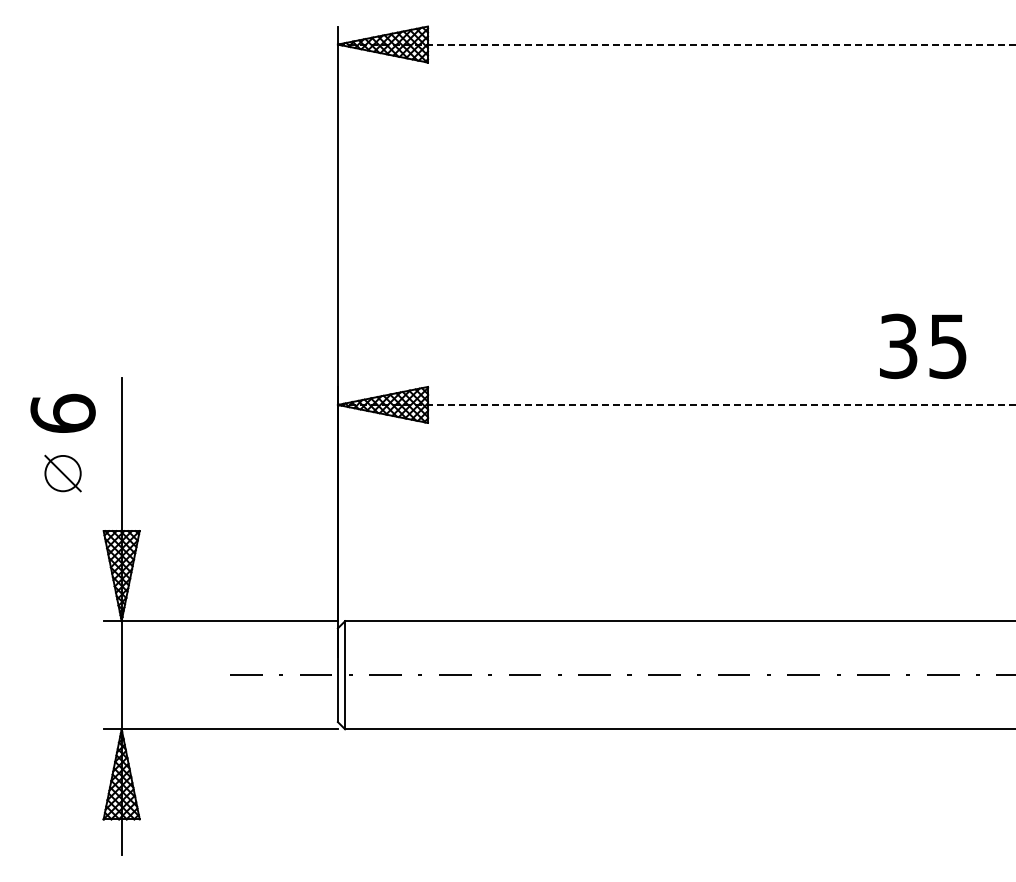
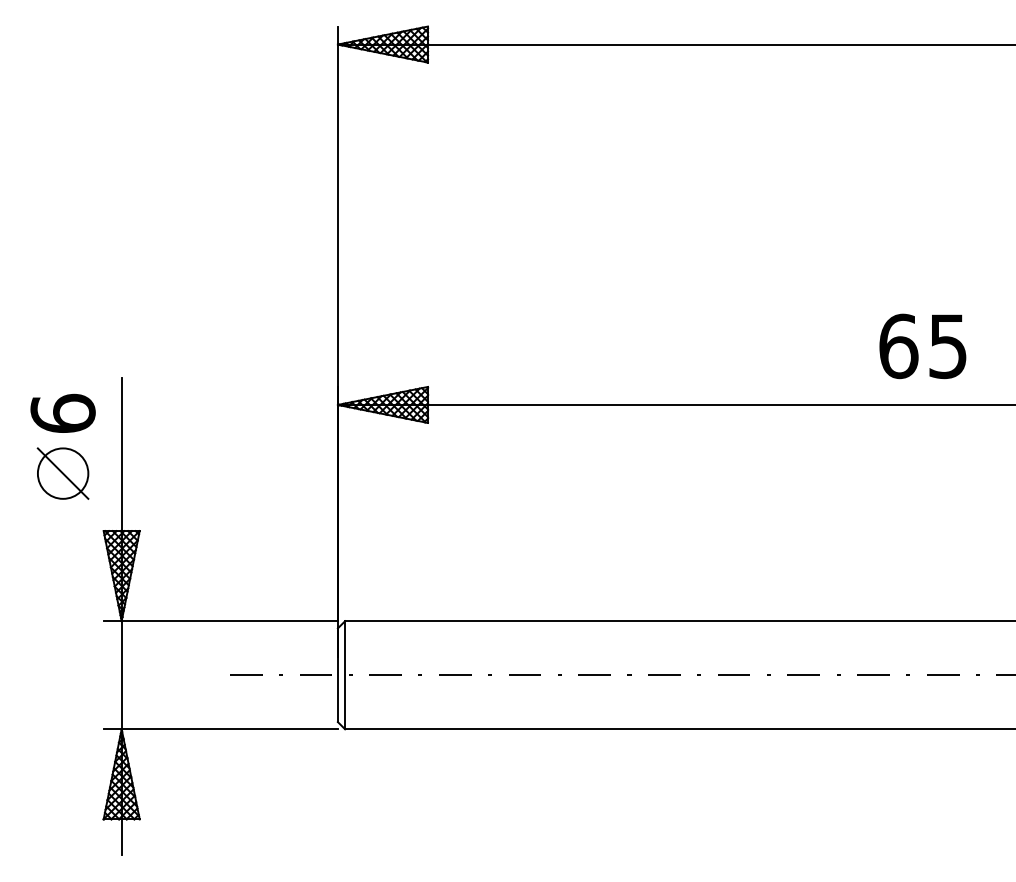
line: dashed -> solid (676, 44)
text: 35 -> 65 (898, 346)
line: dashed -> solid (676, 404)
part size: 38x39 px -> 54x53 px (62, 473)
